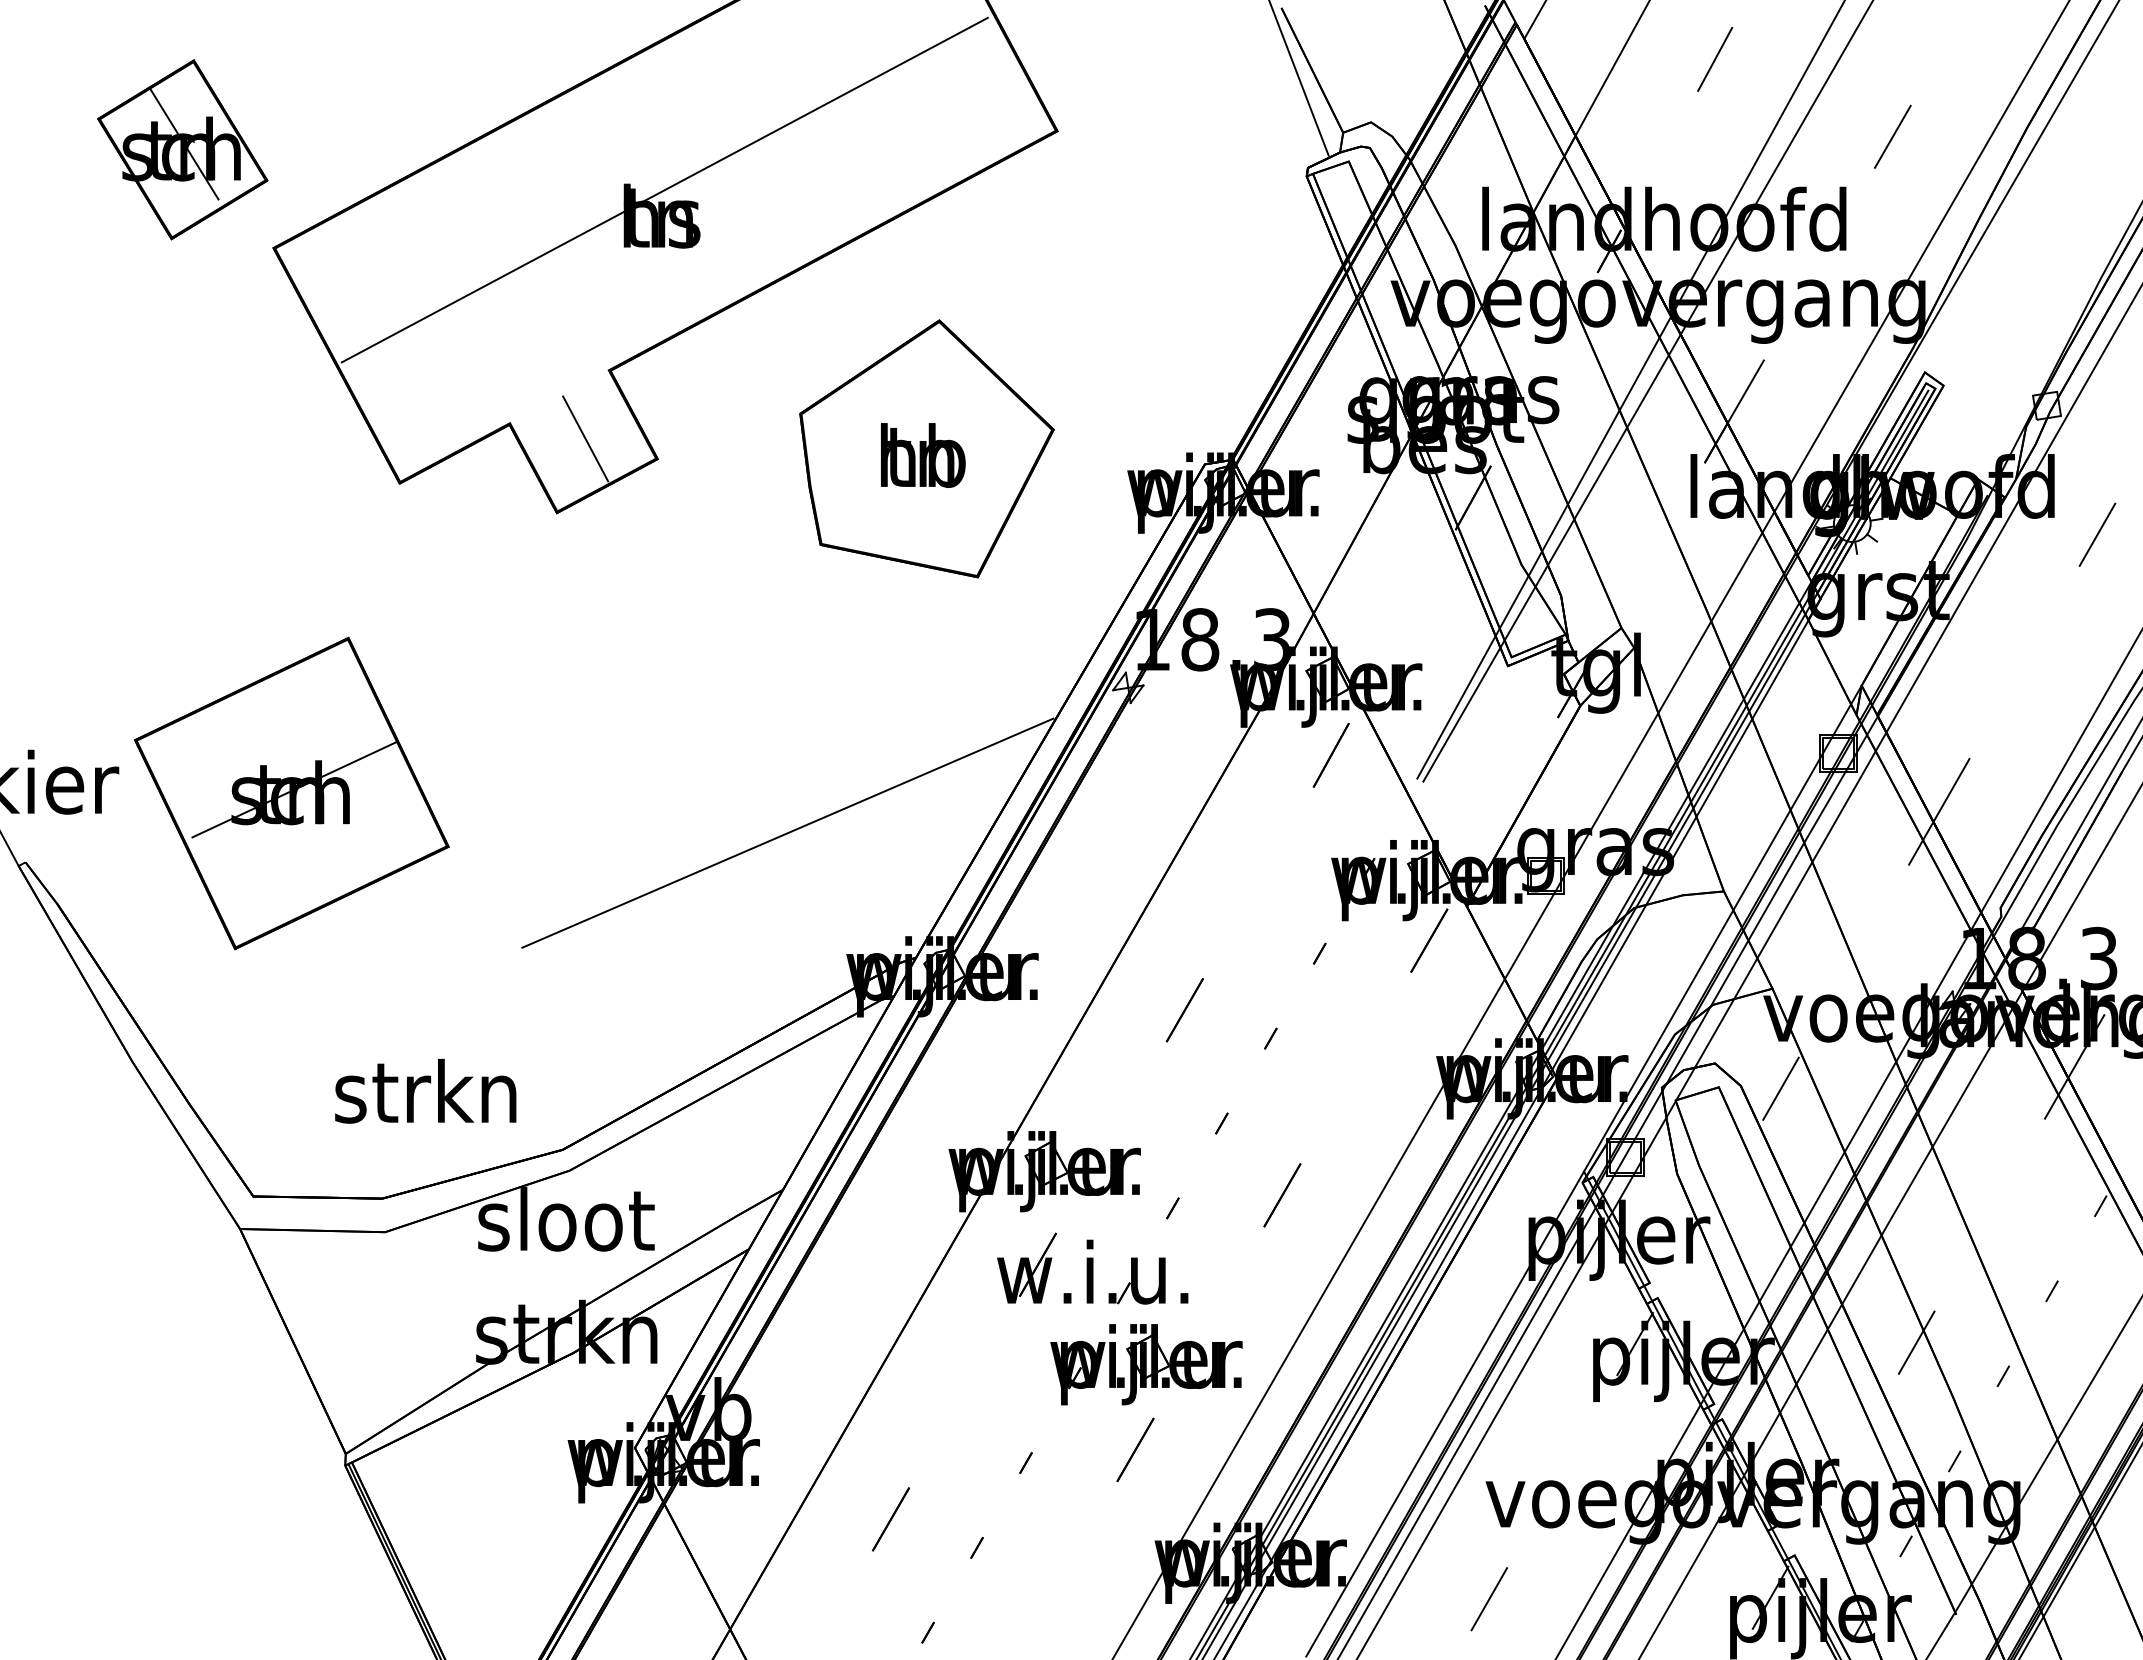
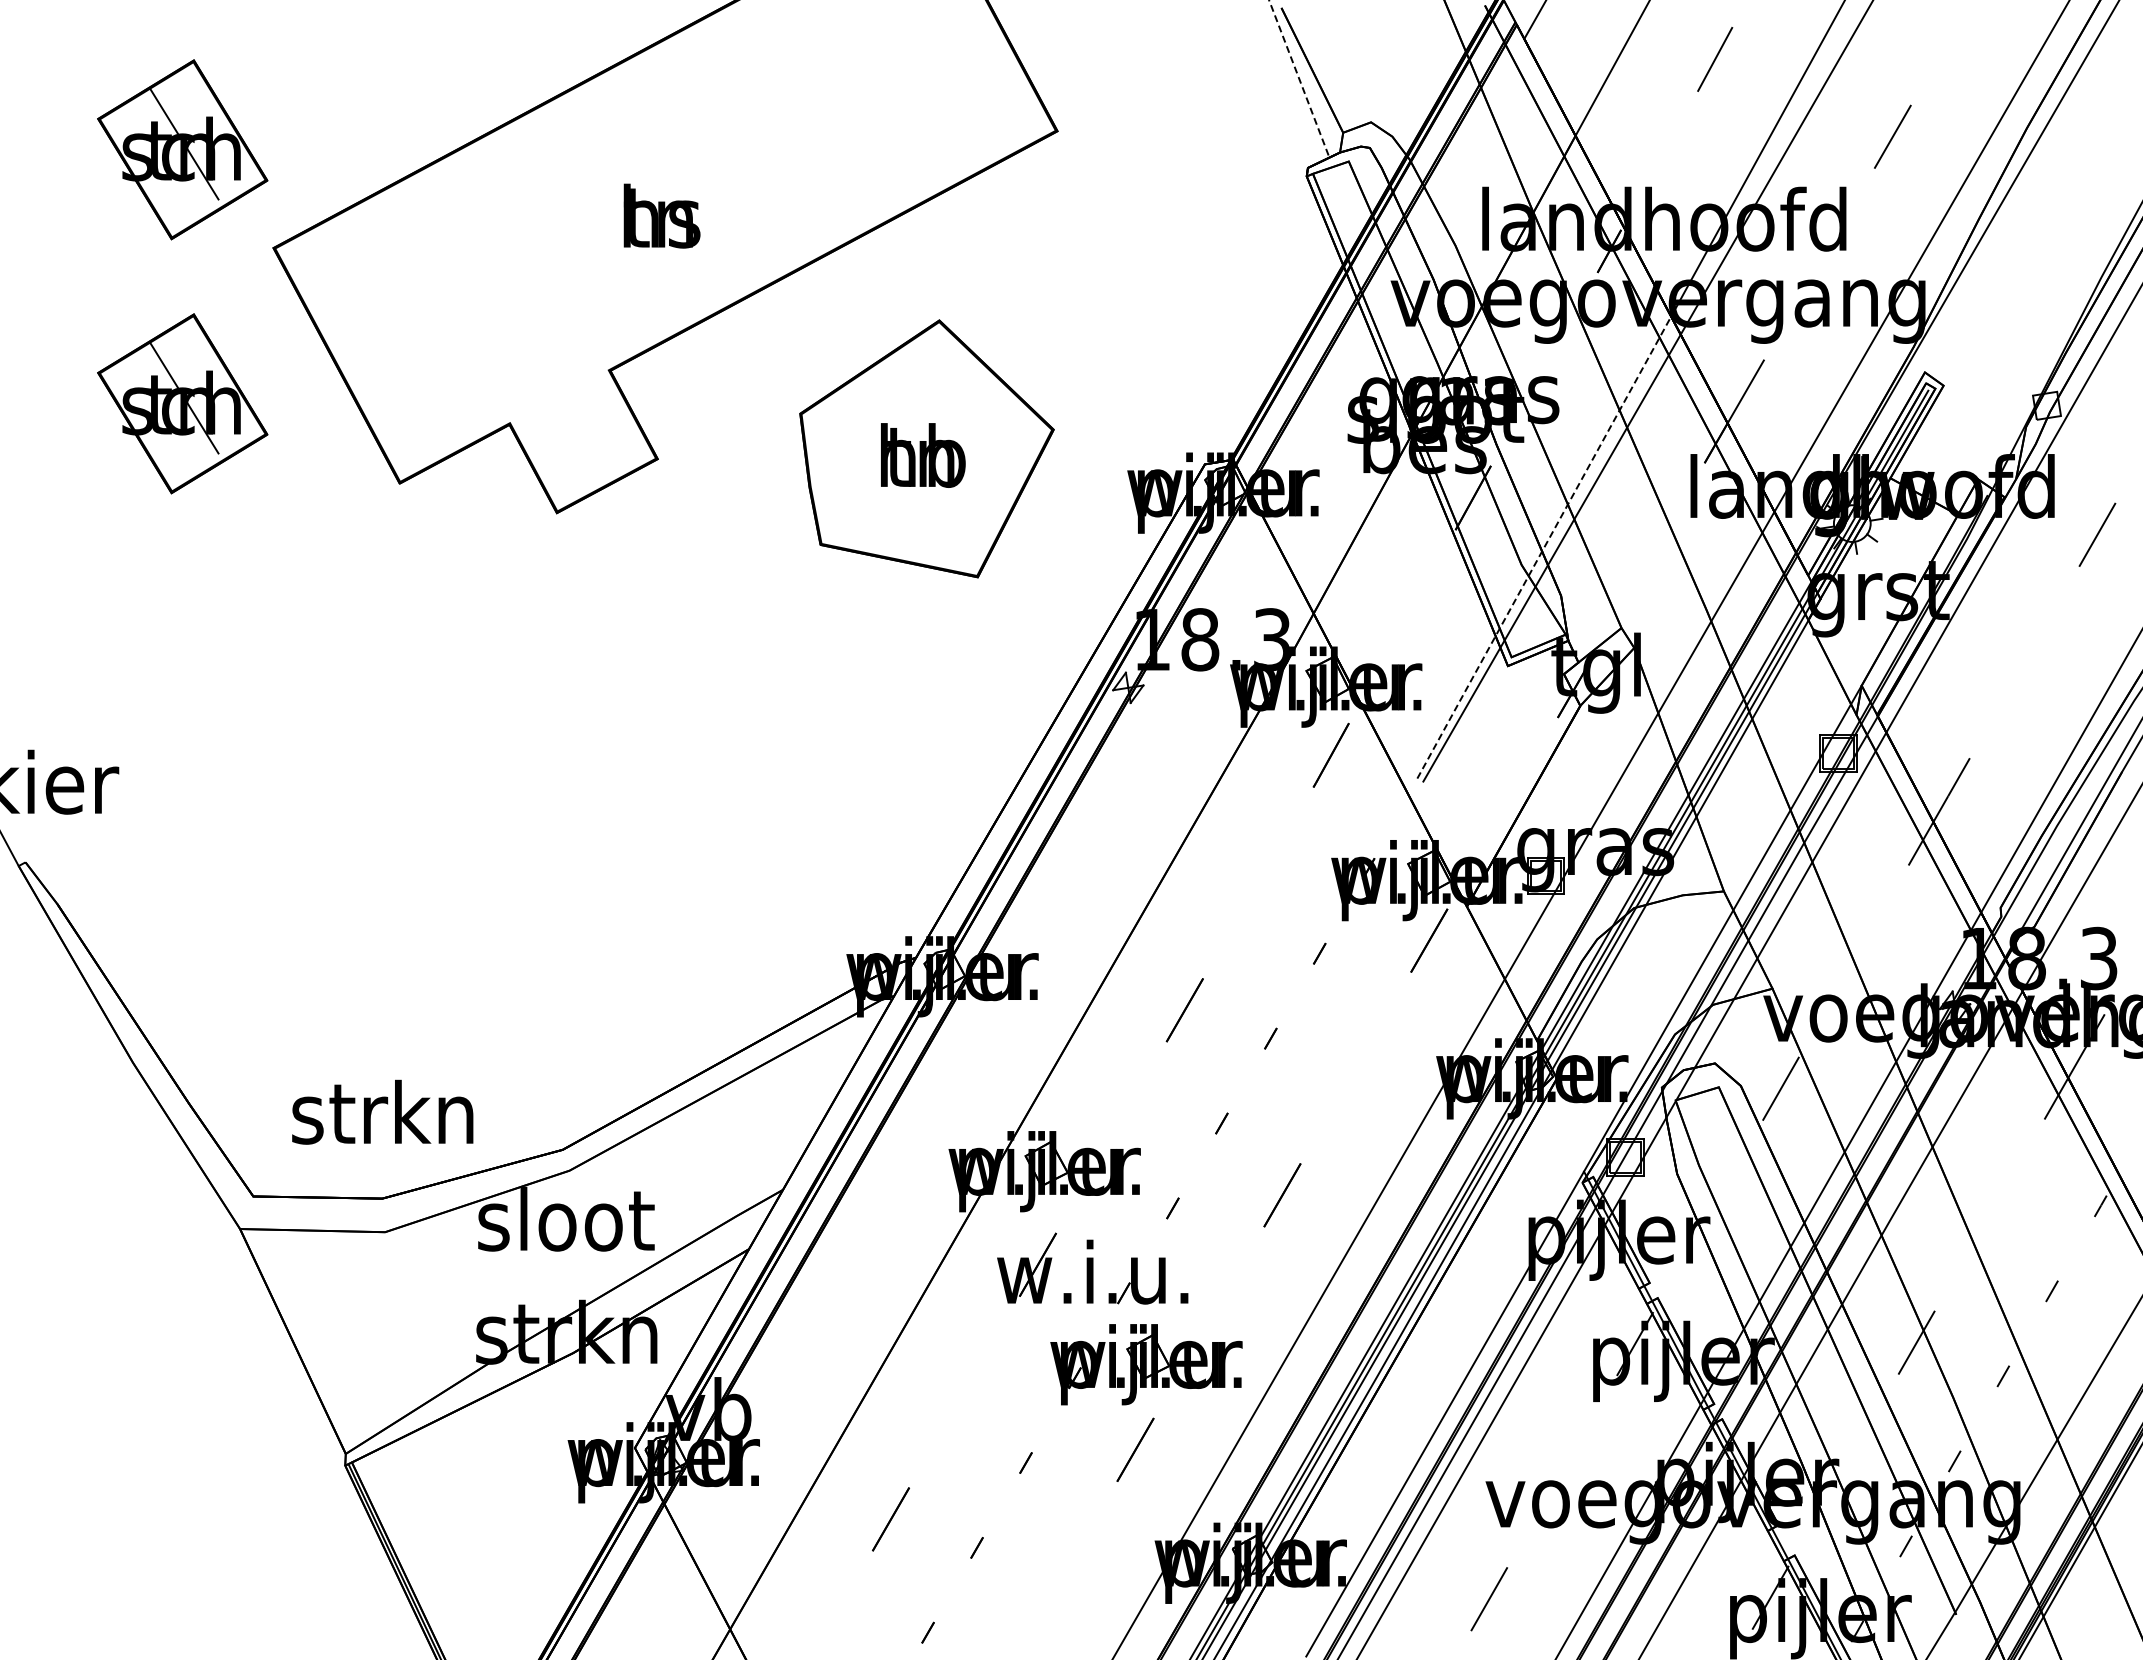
line: solid -> dashed (1298, 78)
line: present -> none (664, 189)
part: none -> present (182, 403)
line: present -> none (585, 438)
line: solid -> dashed (1544, 547)
part: present -> none (291, 793)
line: present -> none (787, 832)
text position: (425, 1090) -> (382, 1111) (382, 1111)
